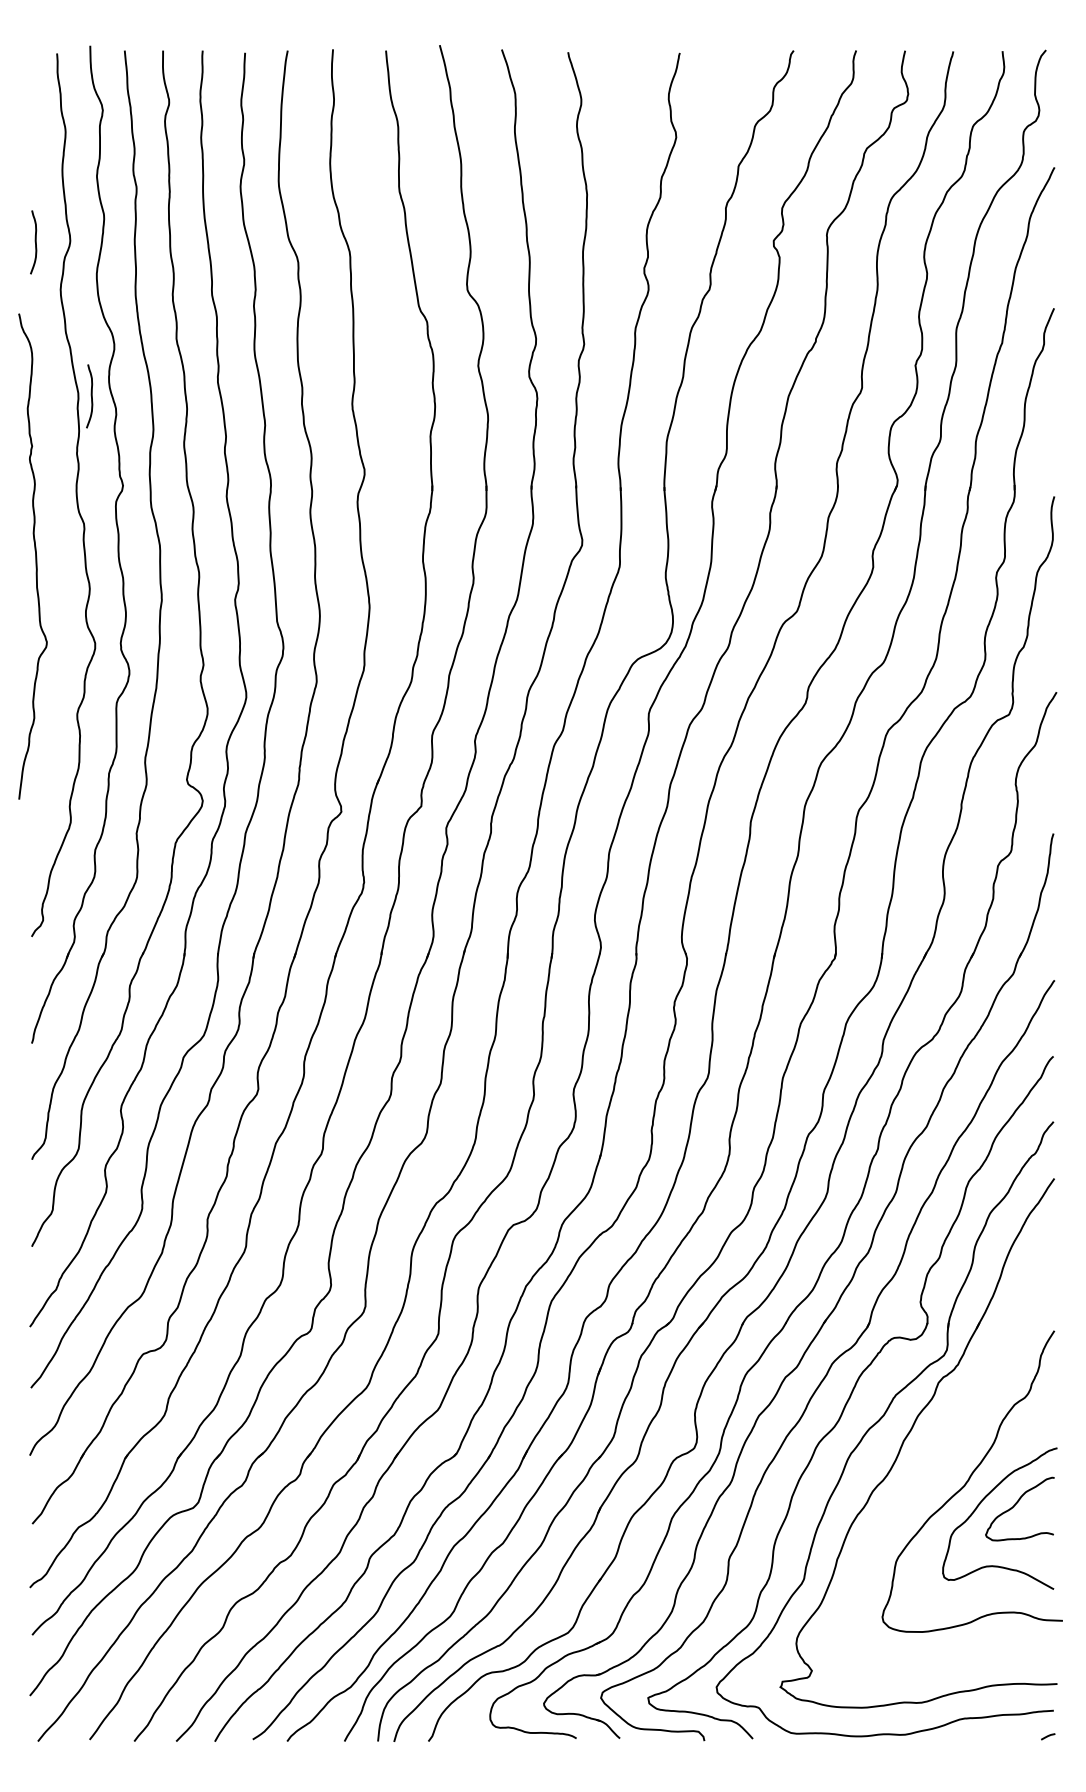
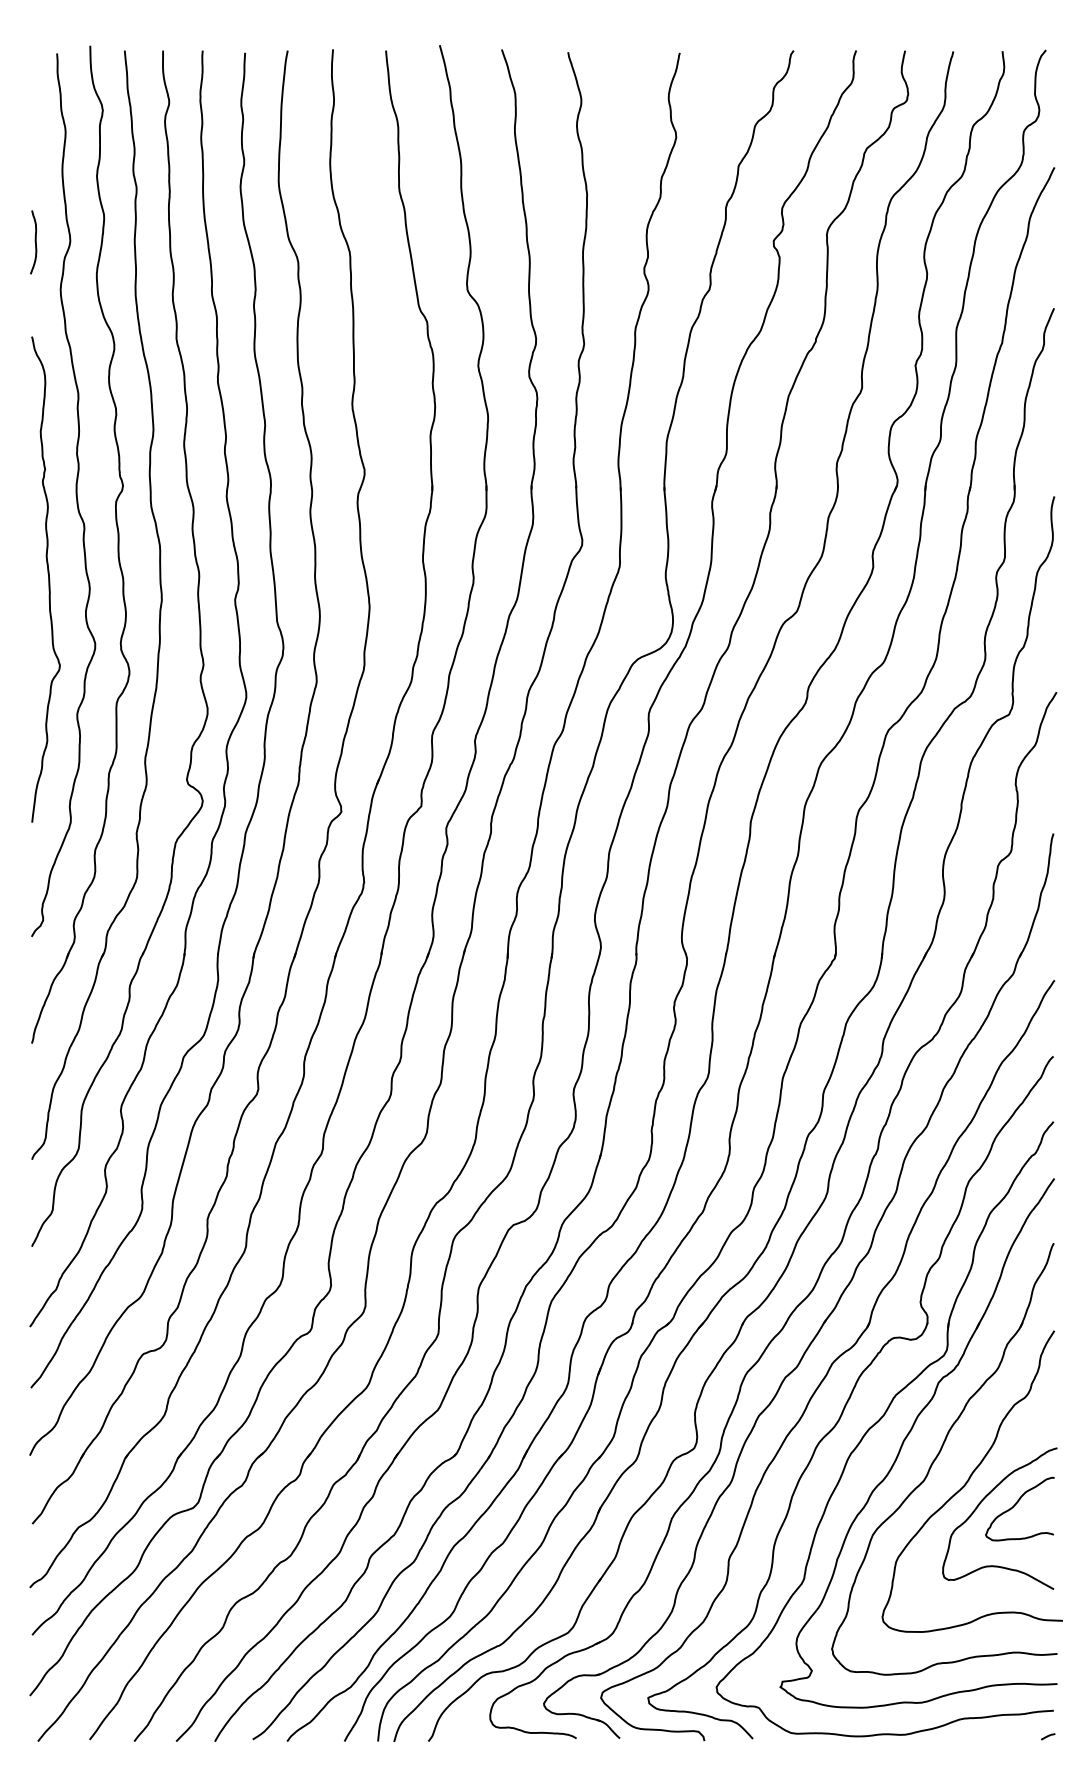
curve: present -> none (90, 395)
curve position: (35, 556) -> (48, 579) (48, 579)
part: none -> present (938, 1456)
